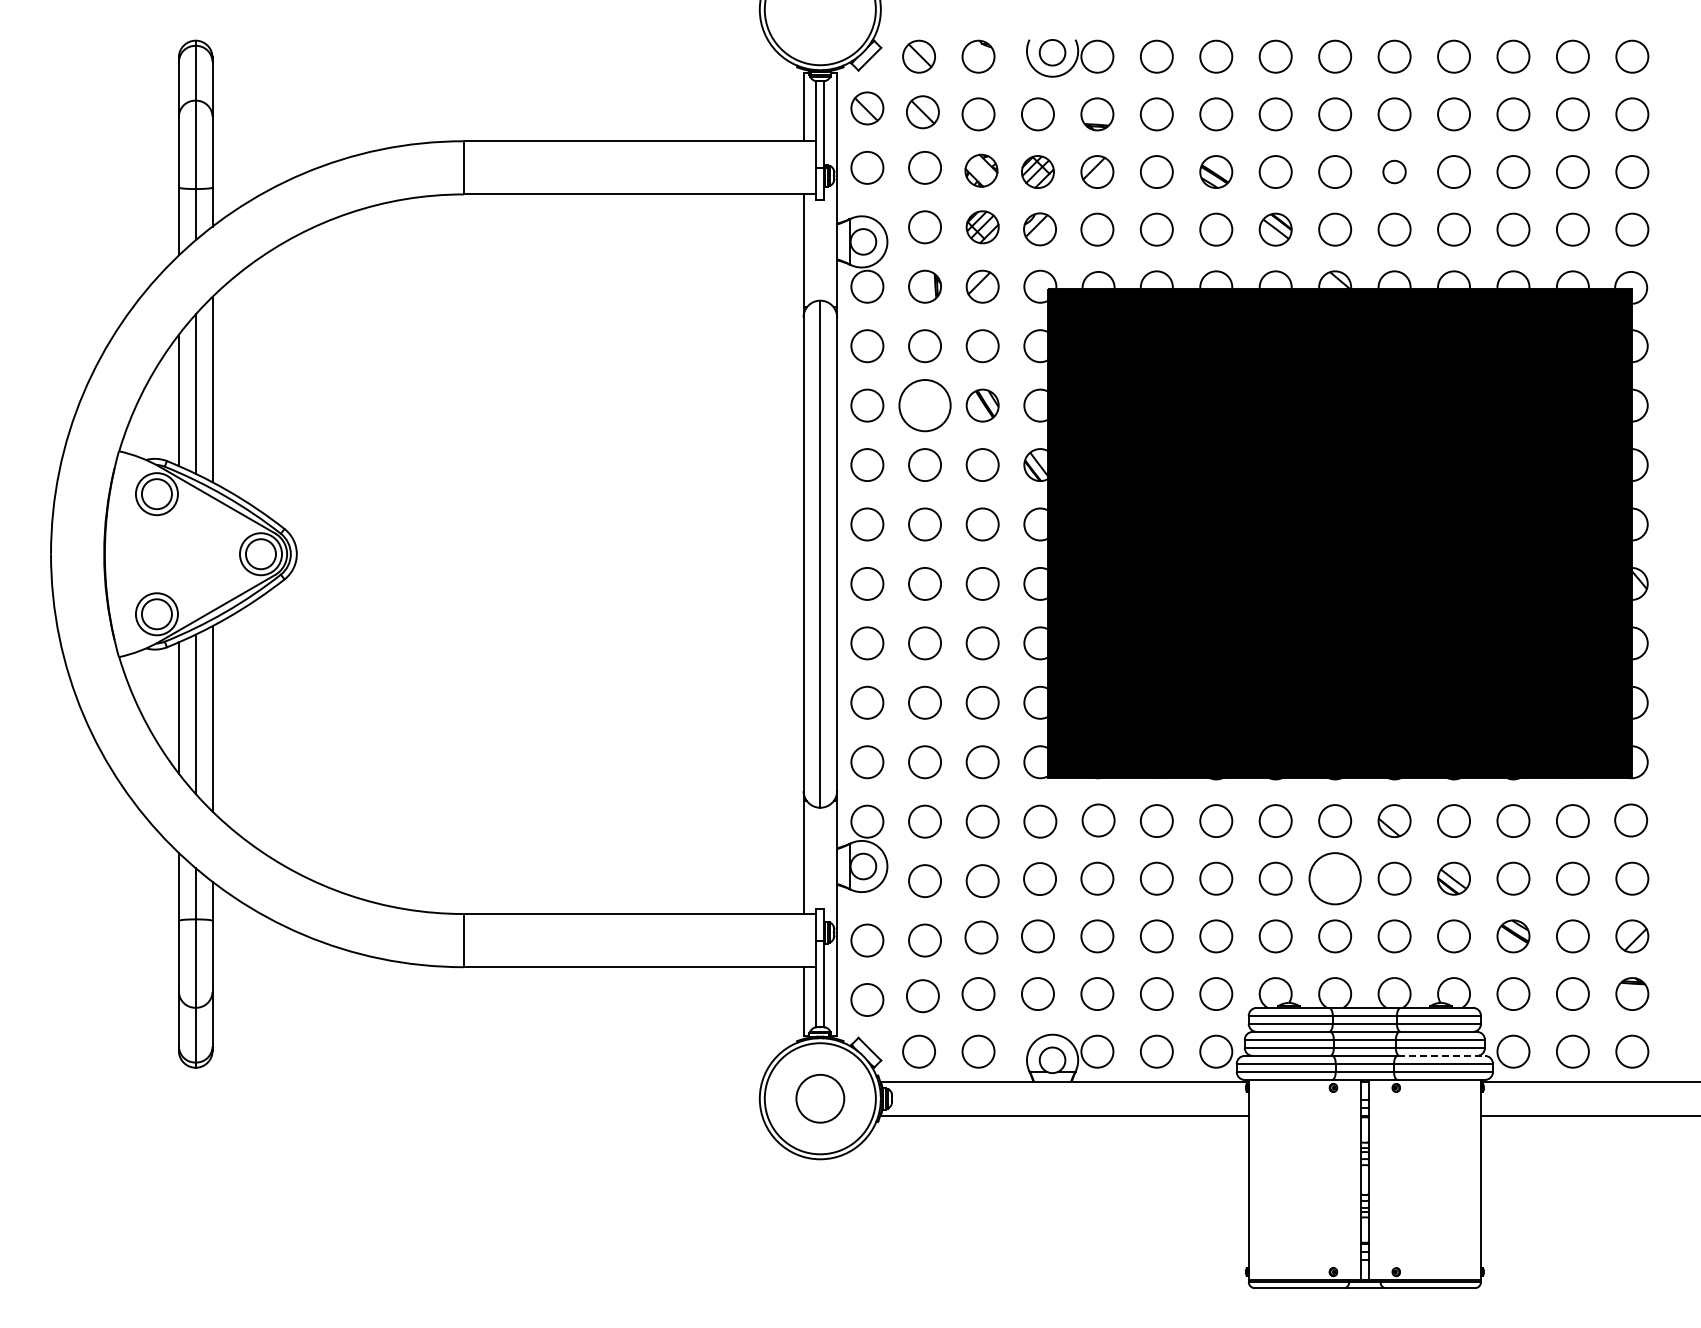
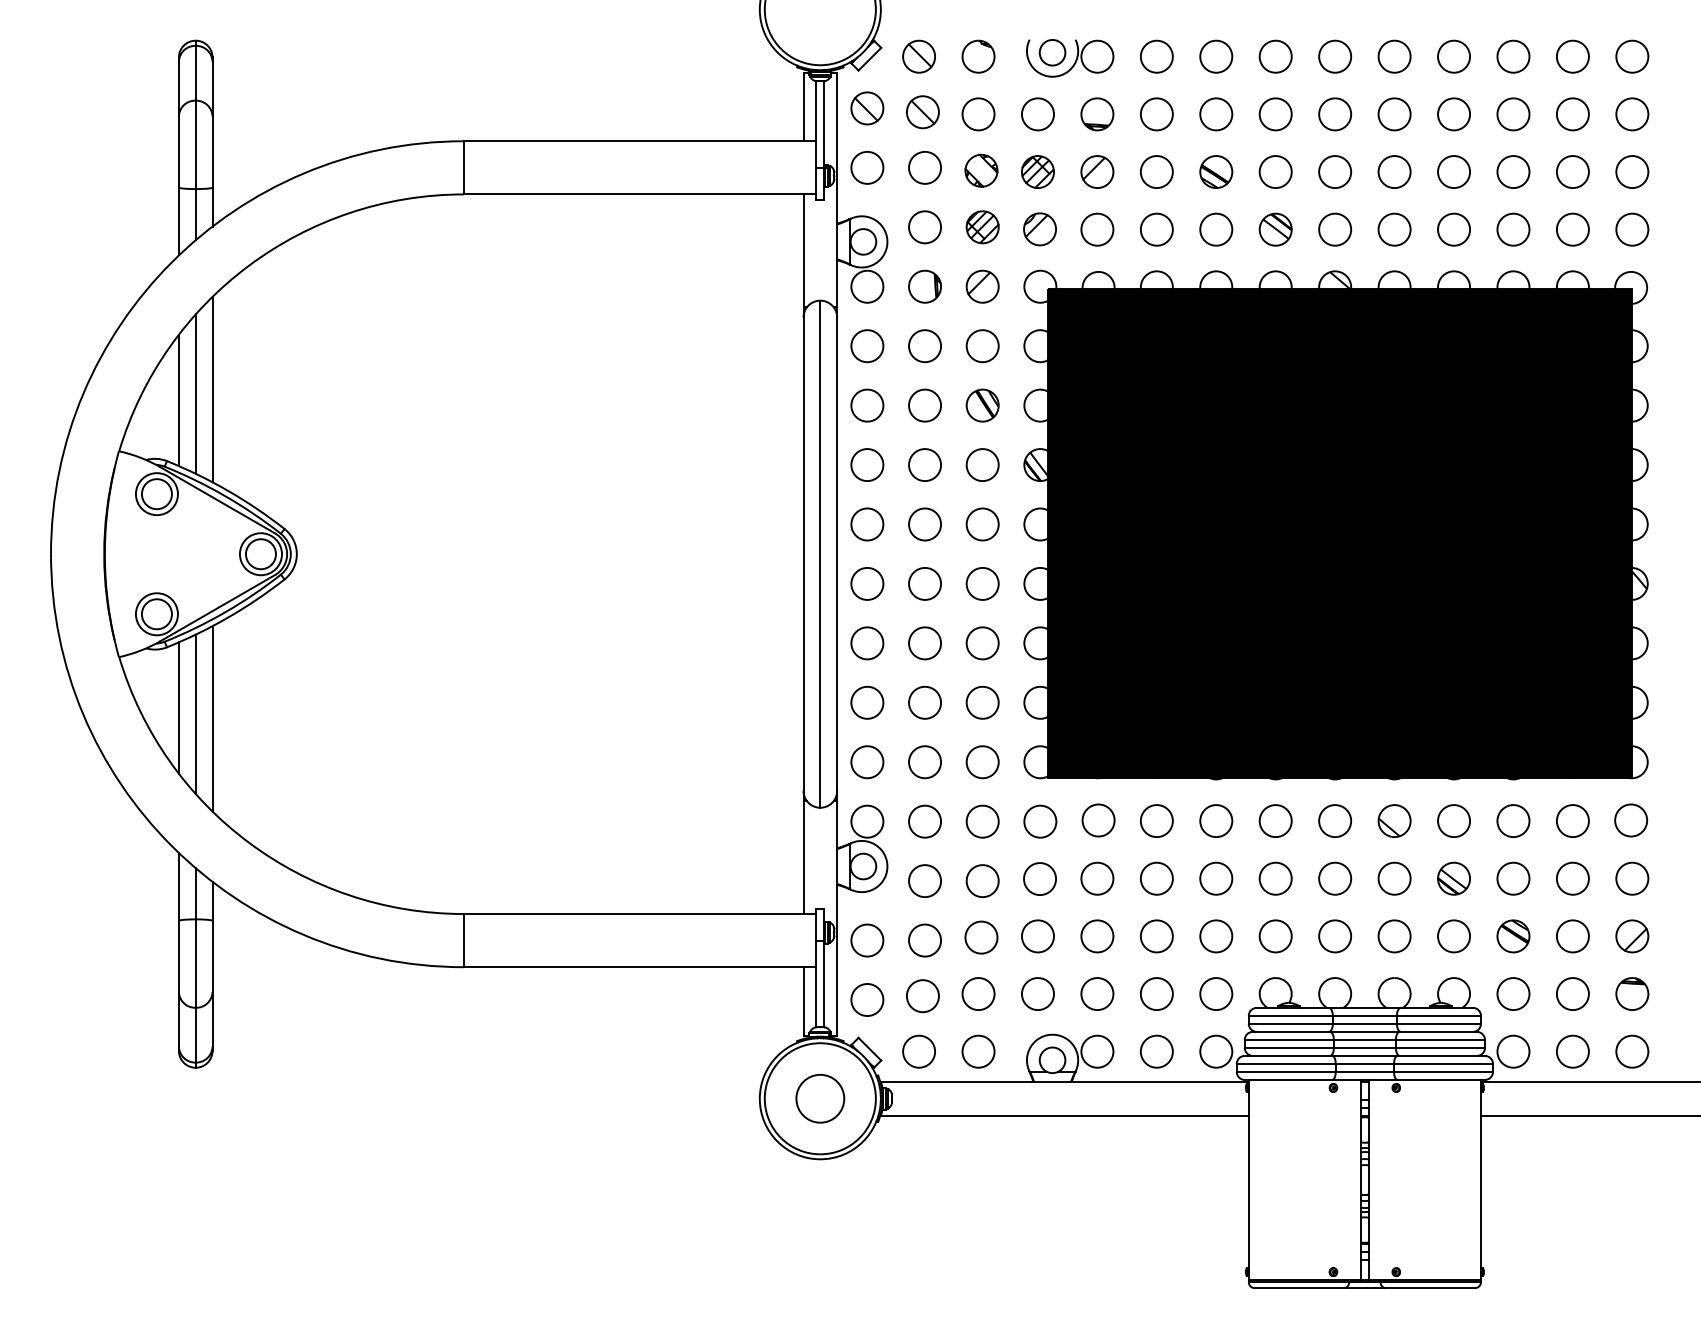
circle size: 25x26 px -> 35x34 px (1394, 171)
circle diameter: 51 px -> 32 px (925, 405)
circle diameter: 51 px -> 32 px (1335, 878)
line: dashed -> solid (1441, 1055)
